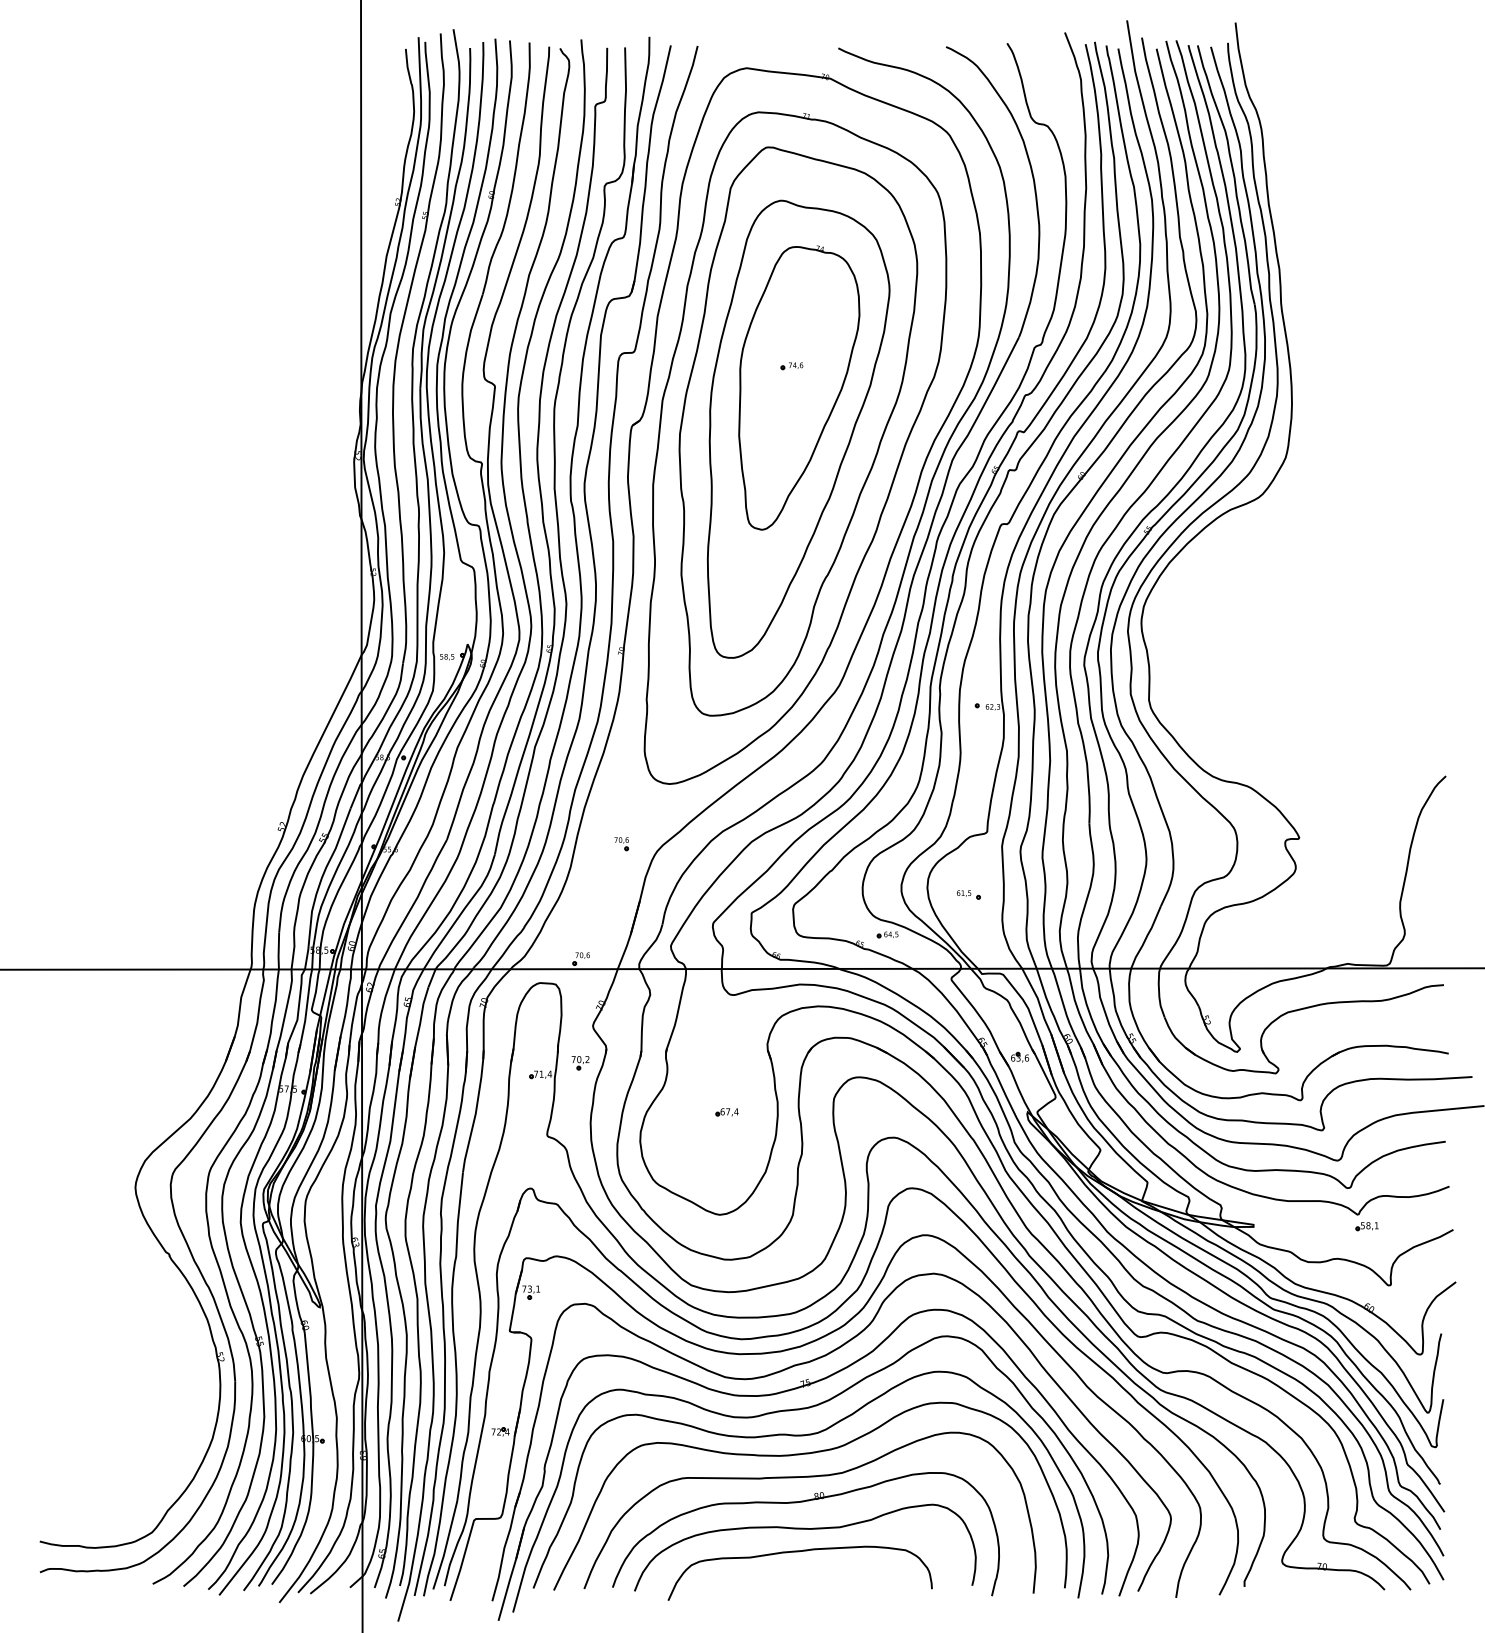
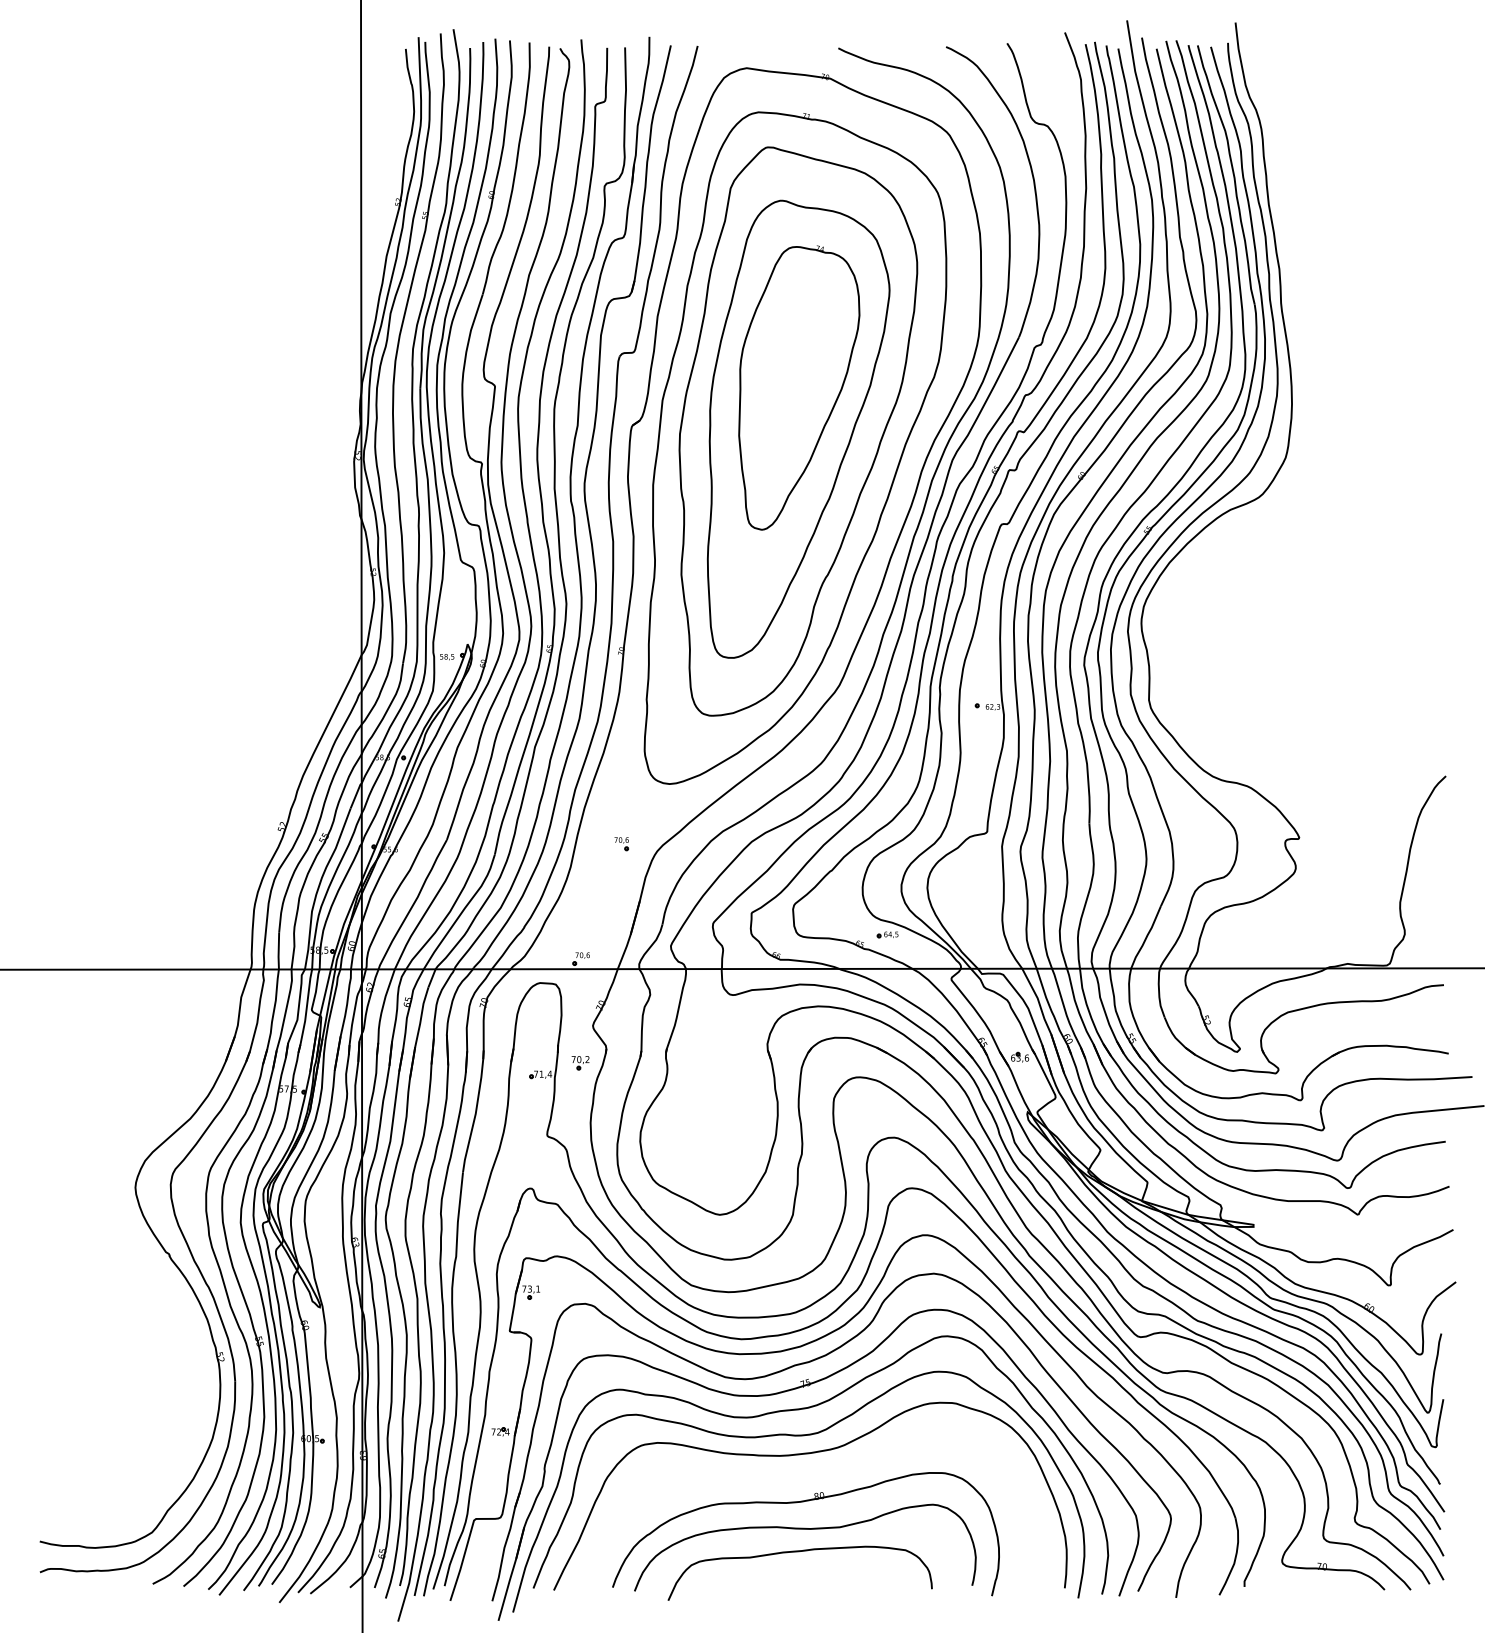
part: present -> none (791, 366)
part: present -> none (968, 894)
part: present -> none (726, 1112)
part: present -> none (1366, 1226)
curve: present -> none (809, 1477)
